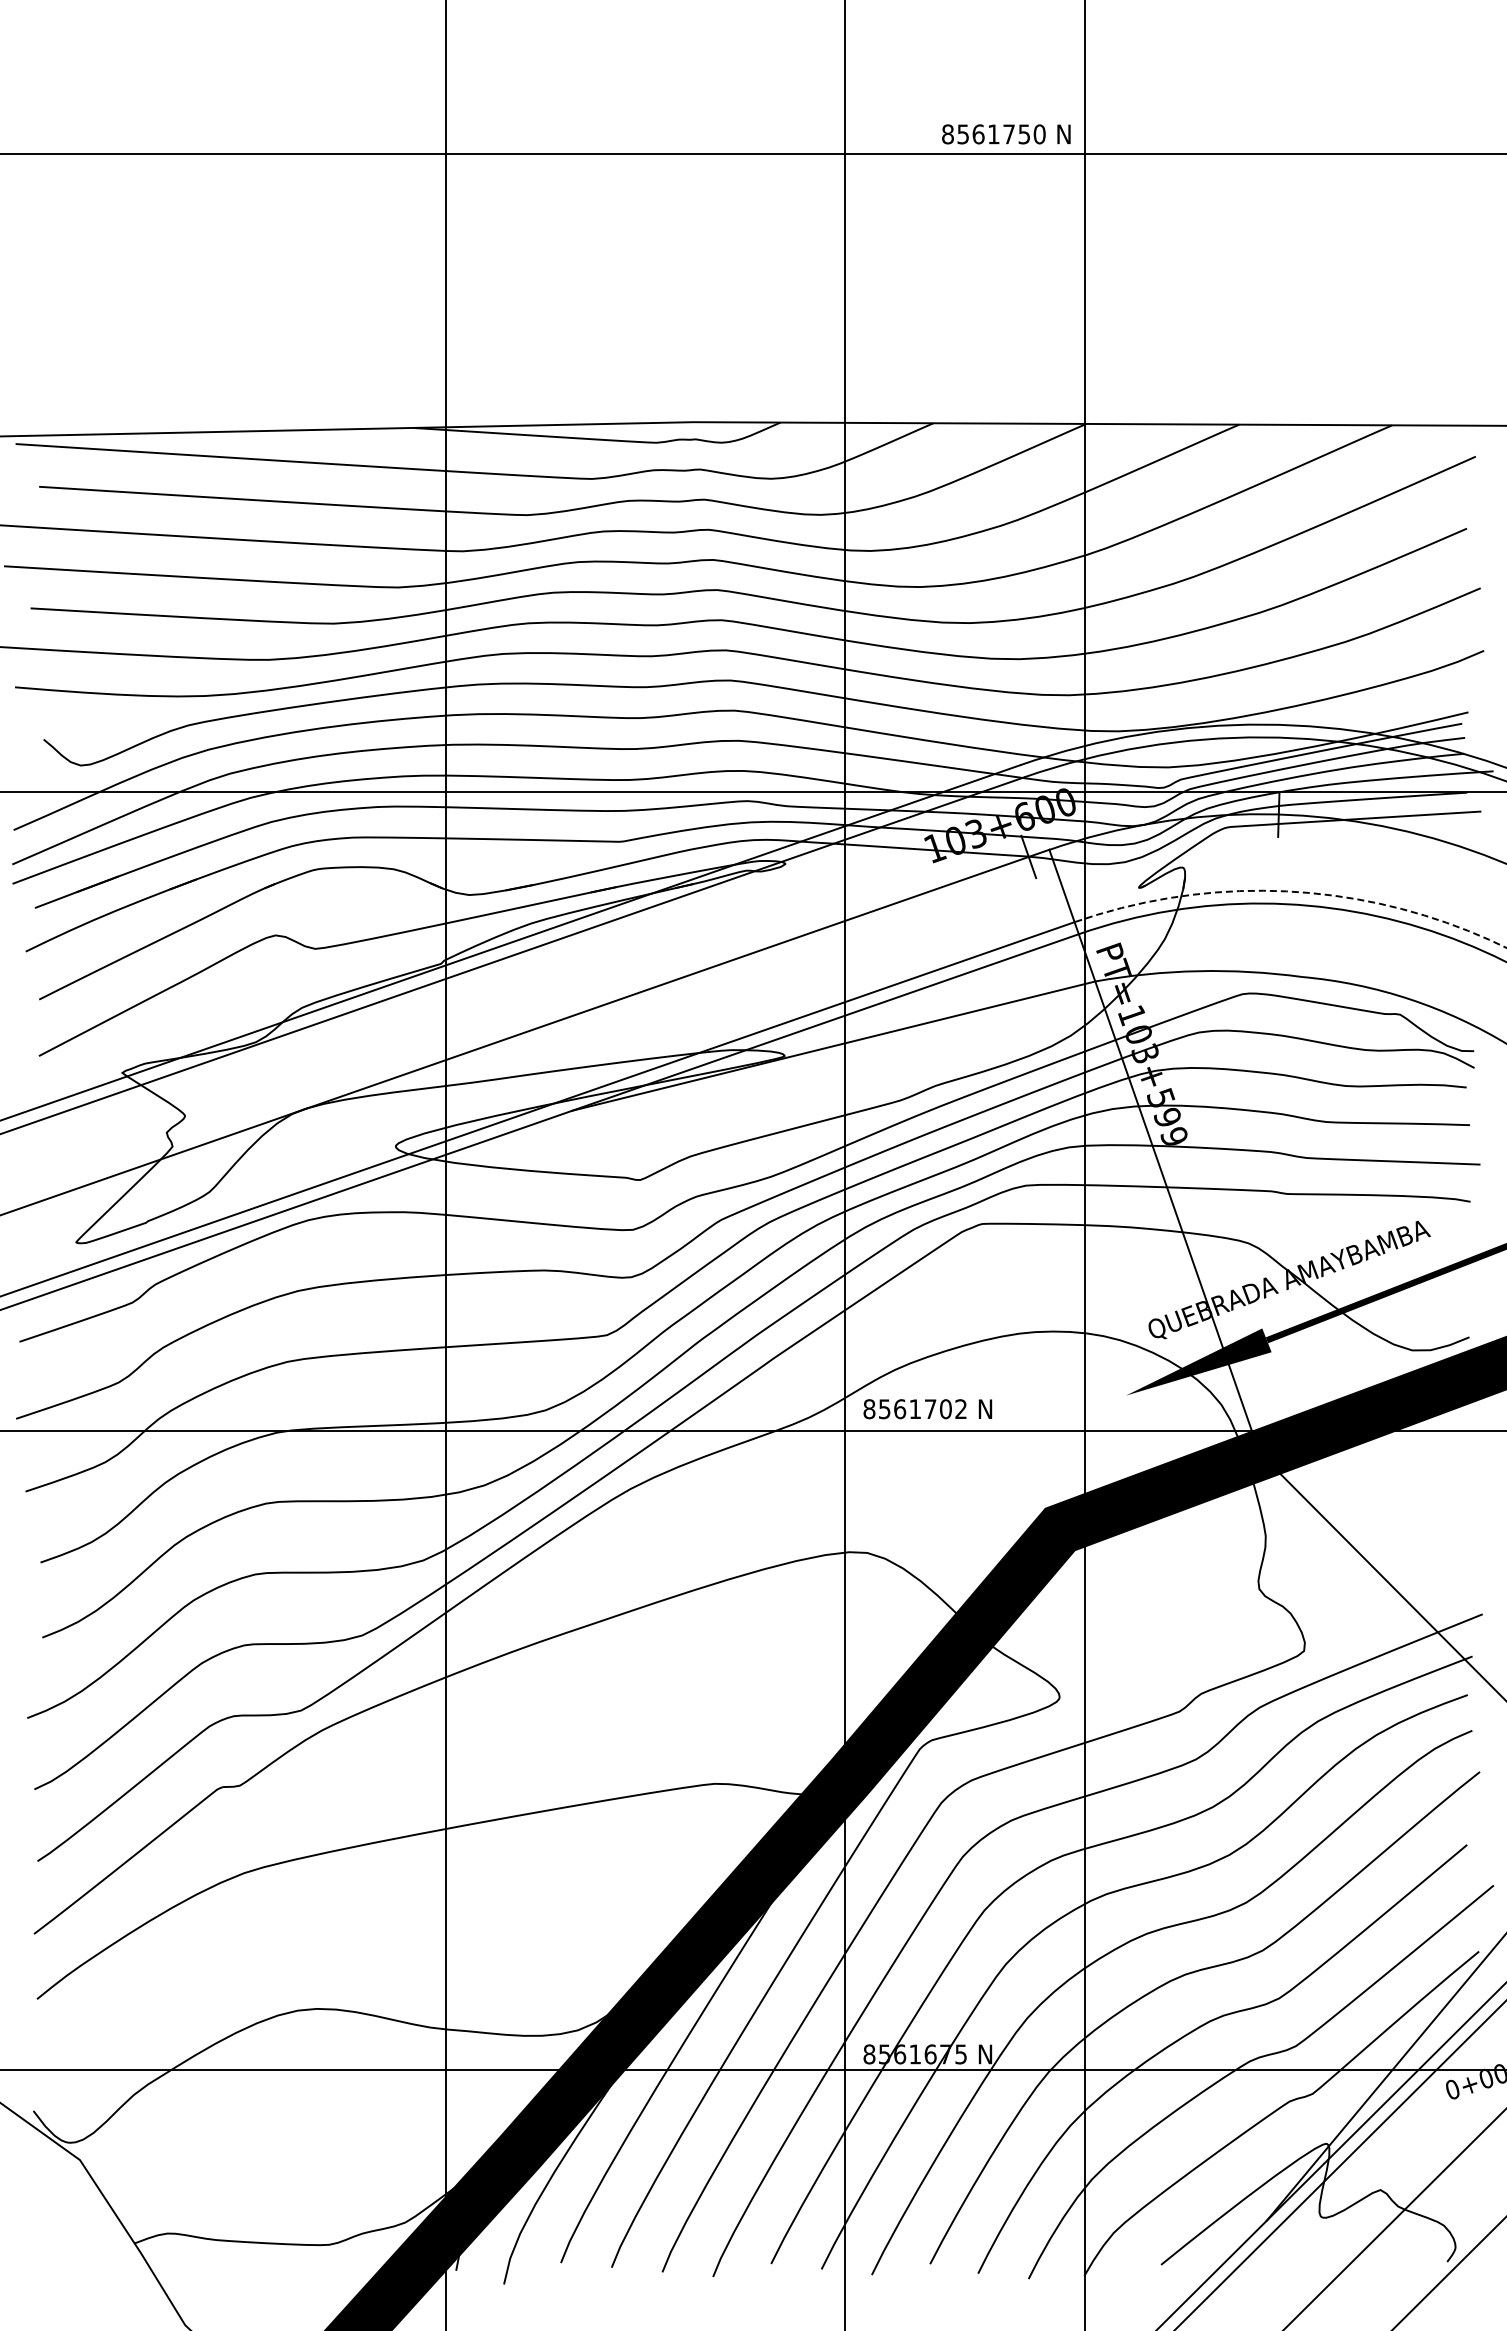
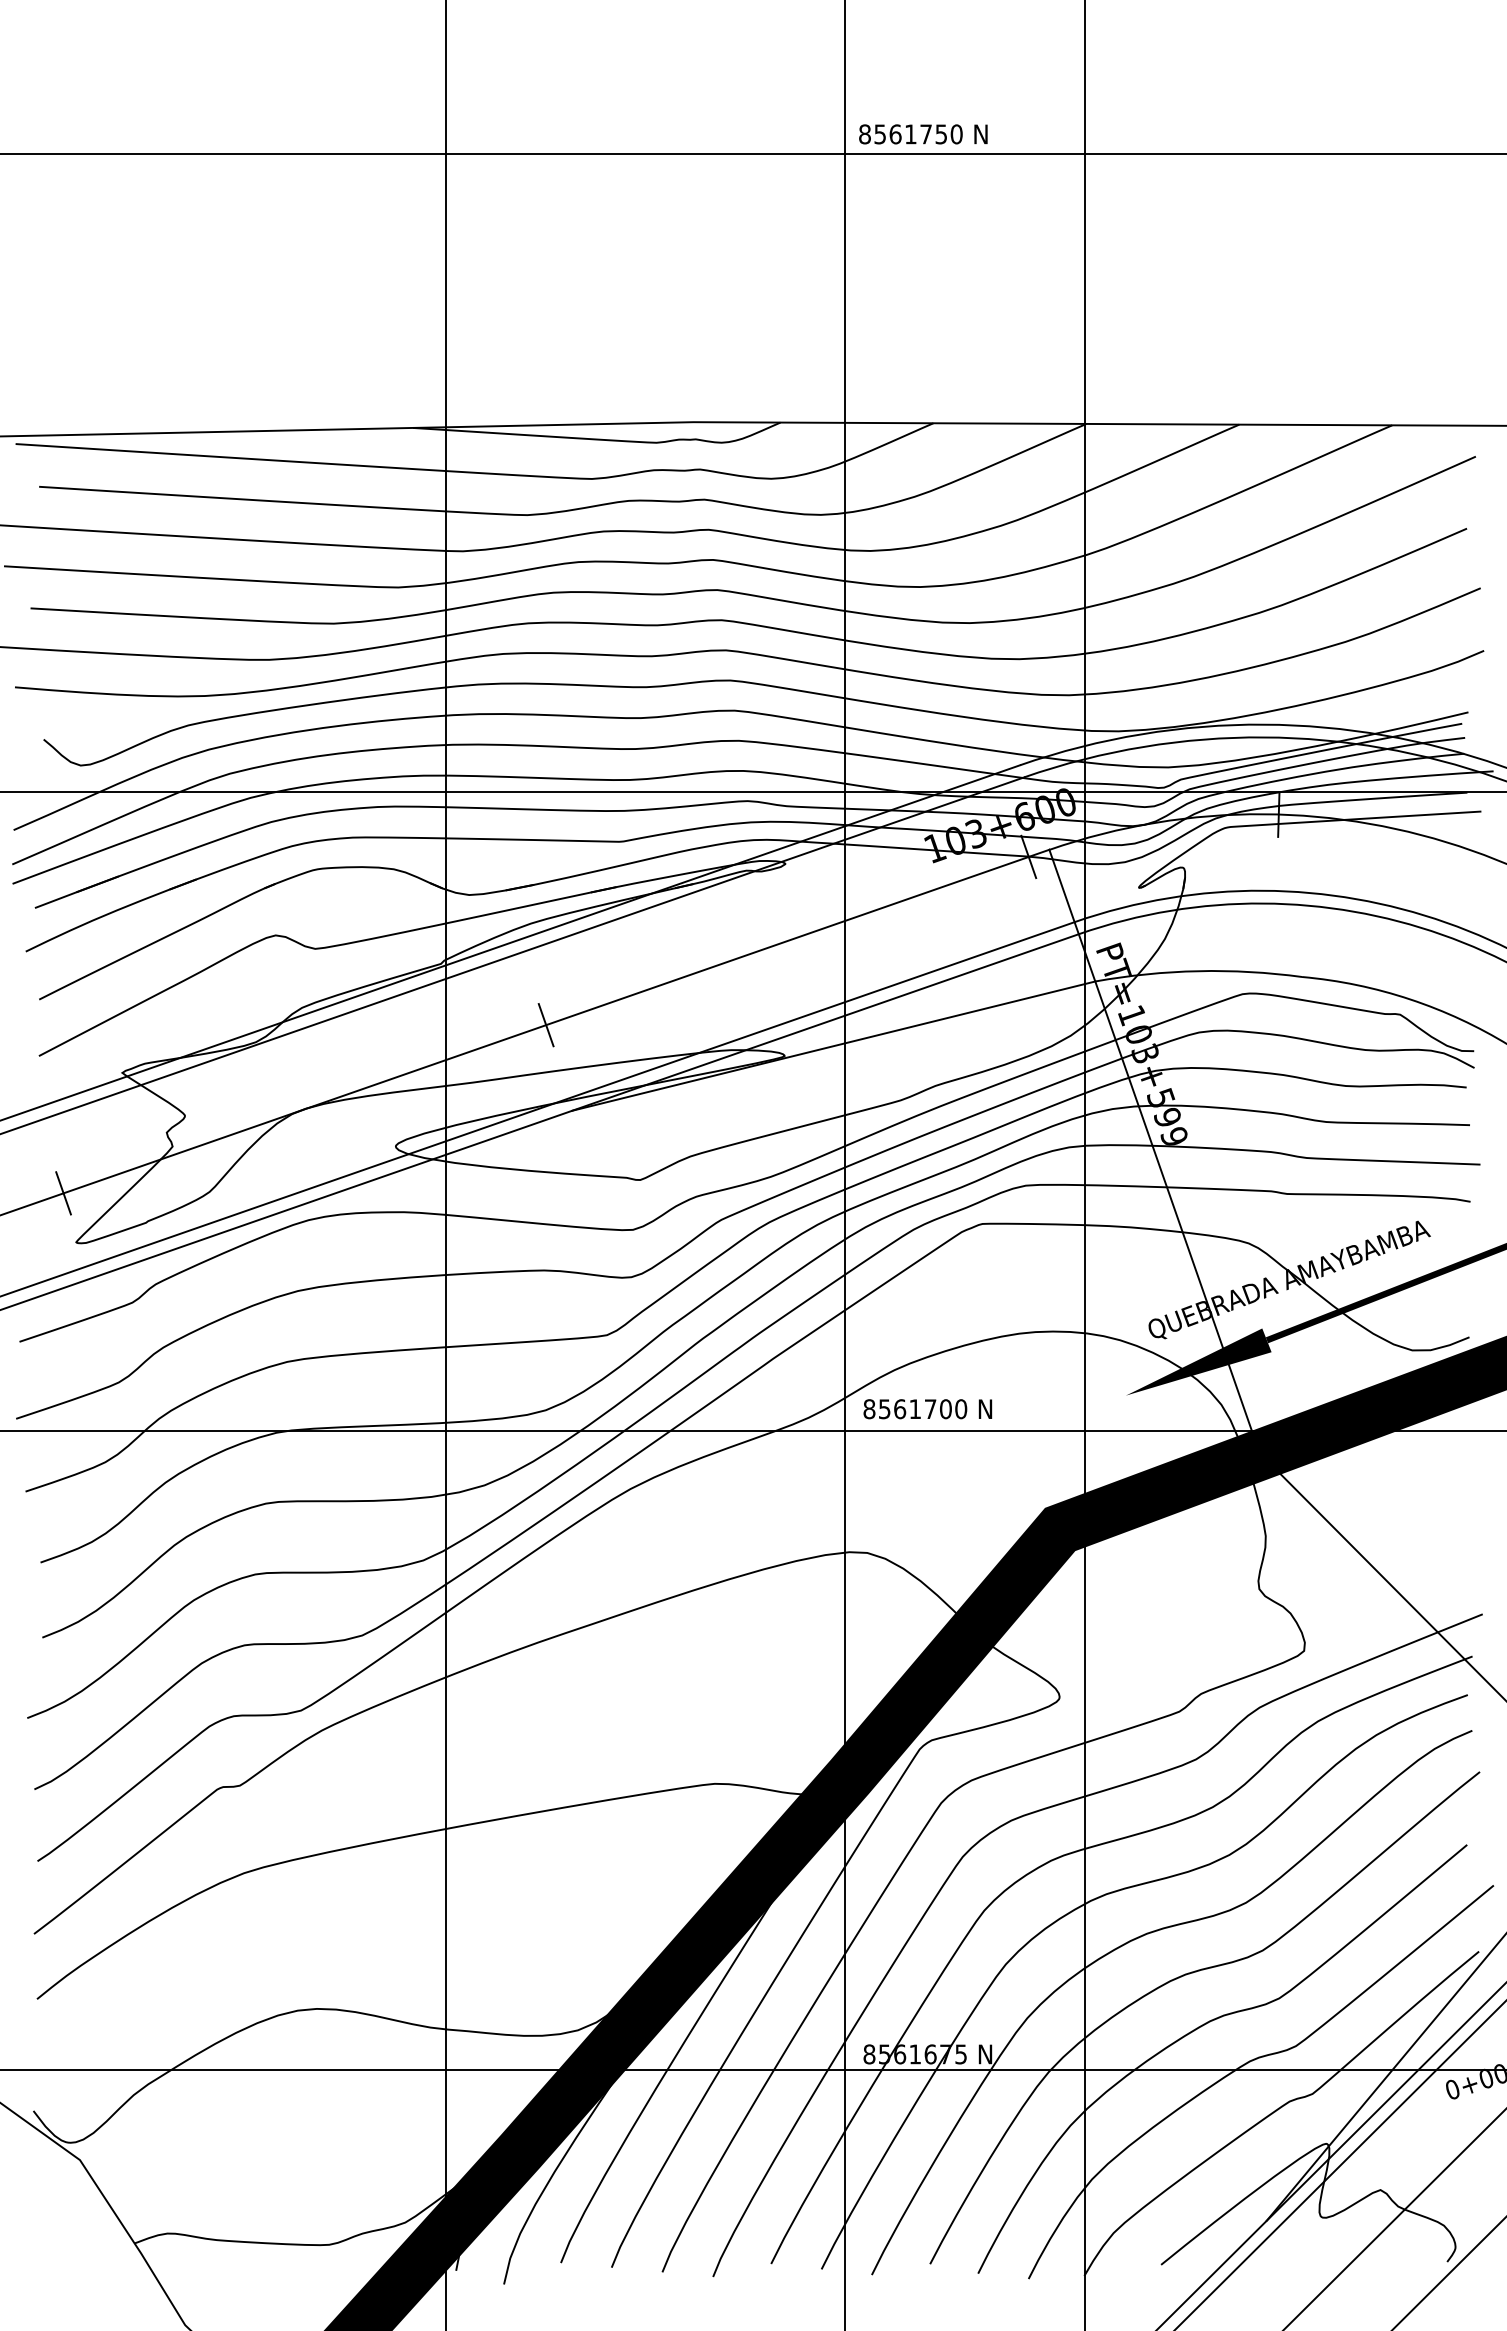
text position: (1006, 134) -> (923, 134) (923, 134)
arc: dashed -> solid (1293, 891)
line: none -> present (545, 1025)
line: none -> present (63, 1193)
text: 8561702 -> 8561700 (961, 1409)
